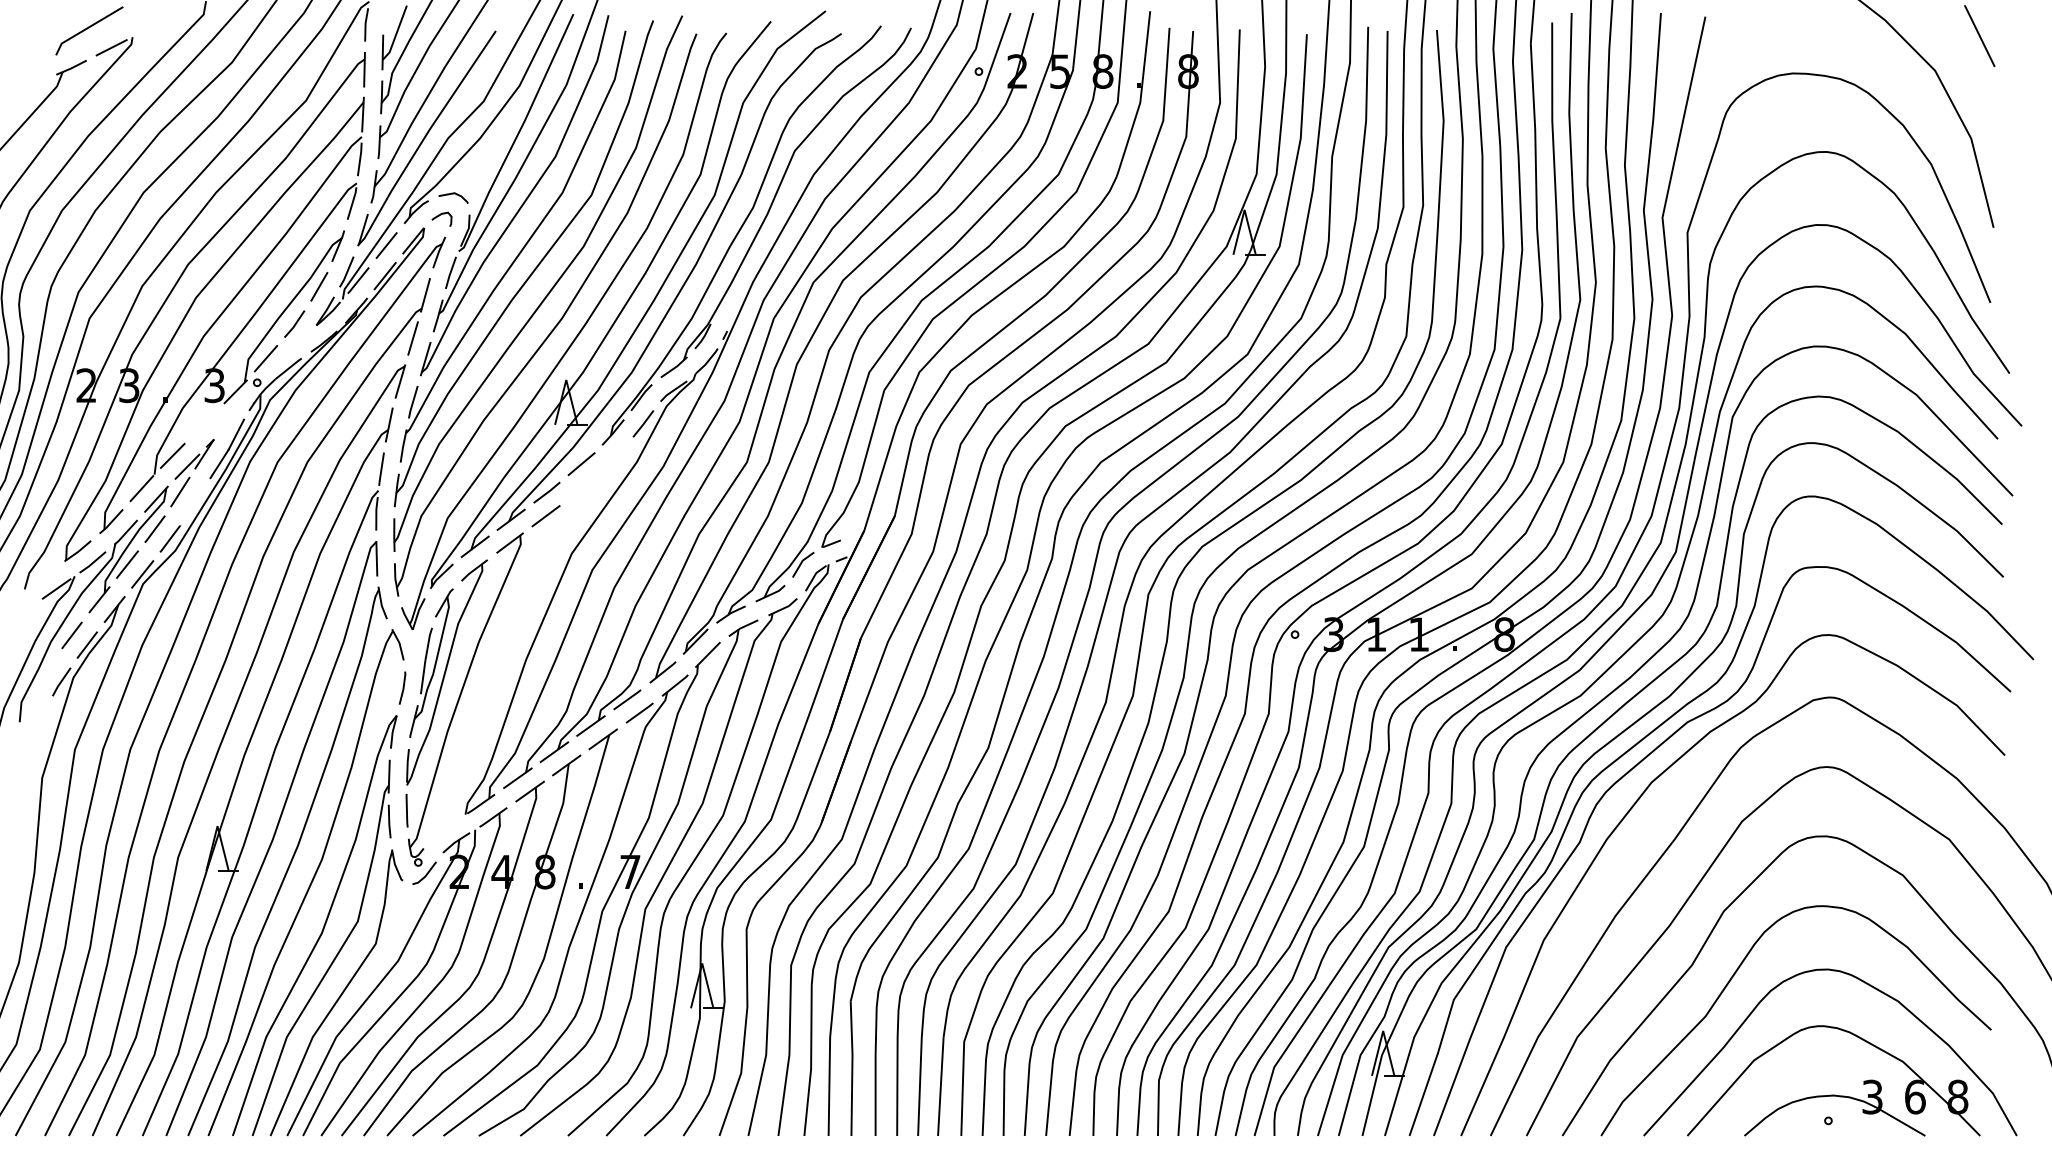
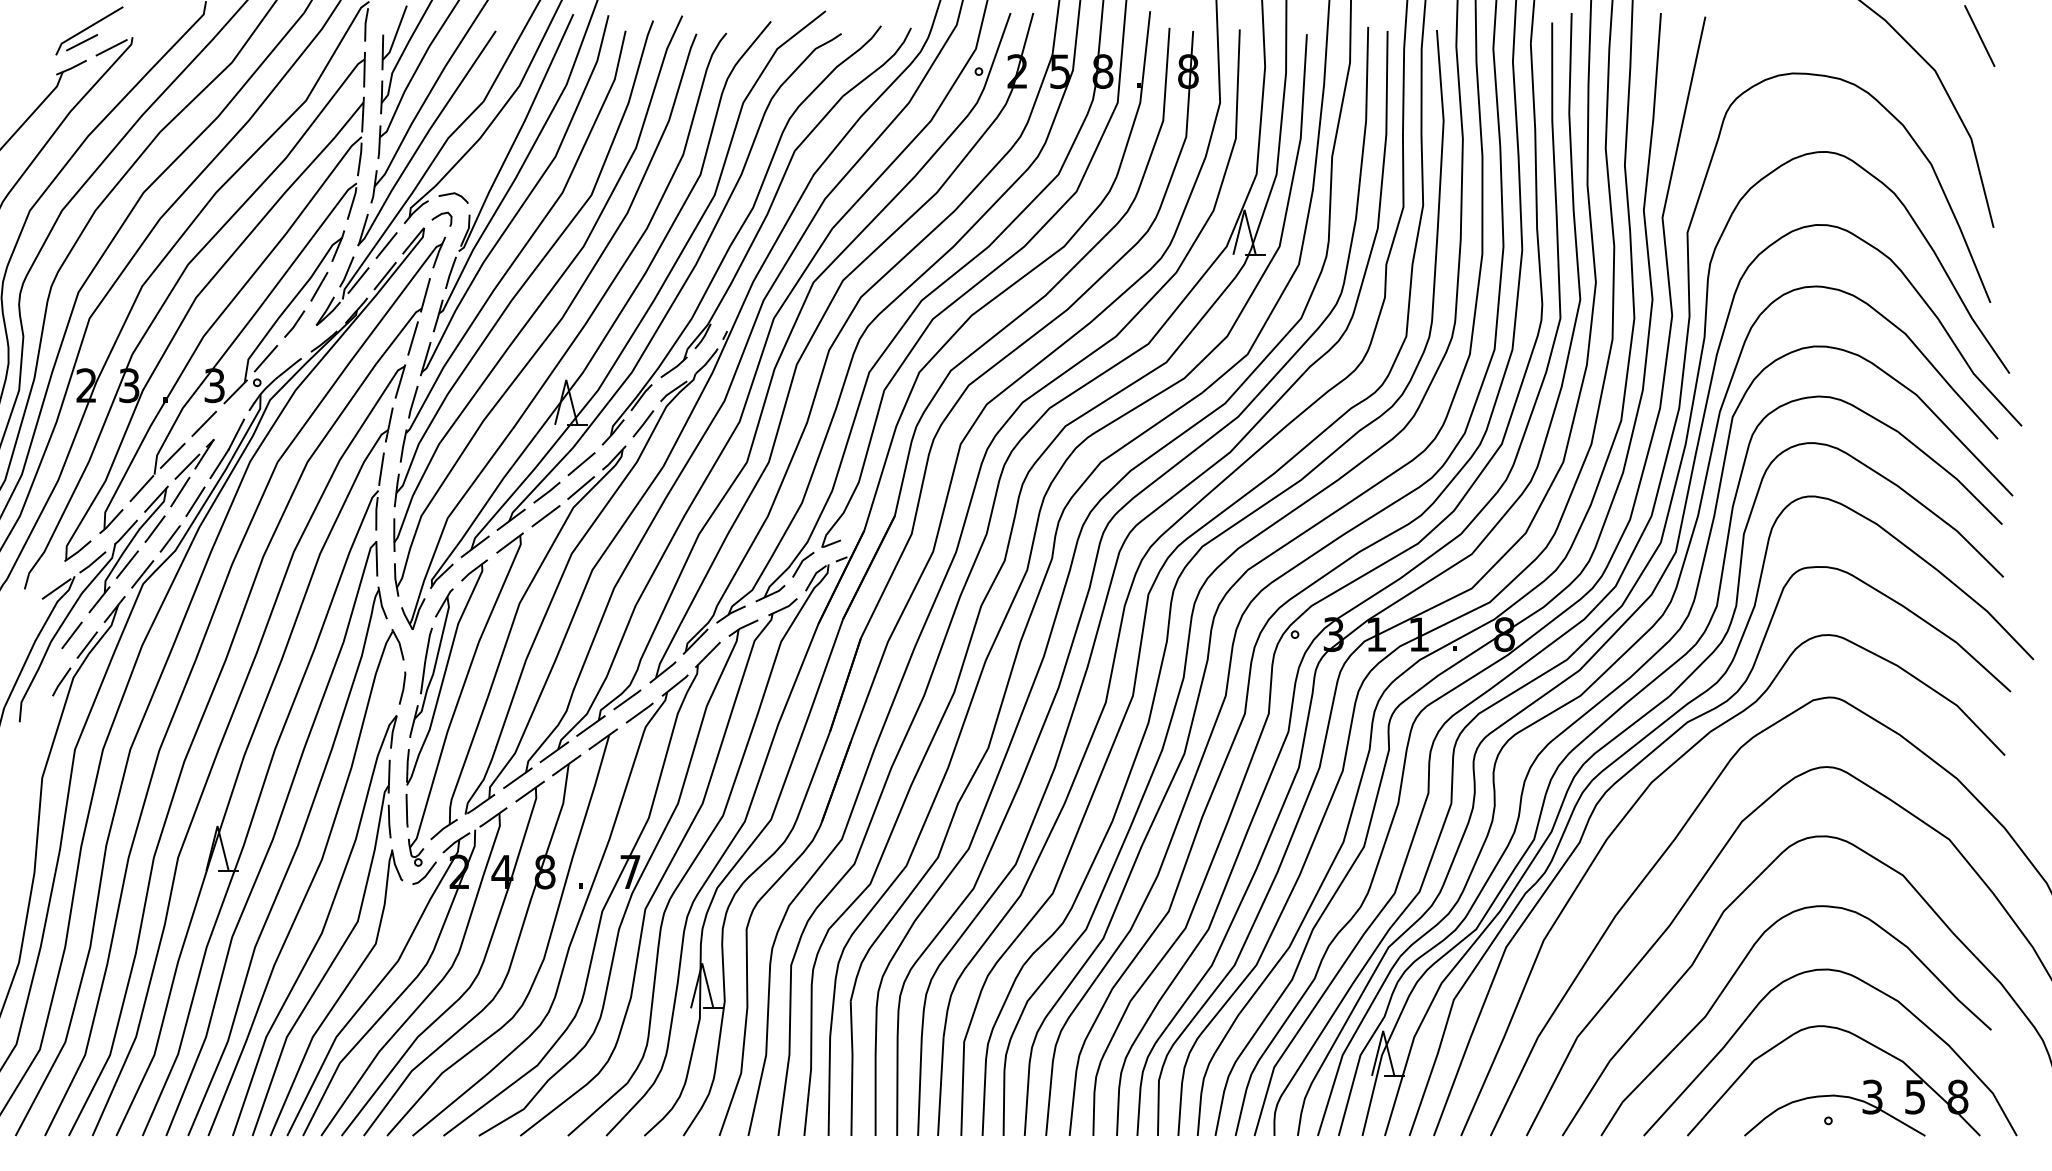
line: none -> present (82, 42)
line: none -> present (204, 423)
line: none -> present (195, 501)
part: none -> present (510, 634)
text: 6 -> 5 (1915, 1096)
